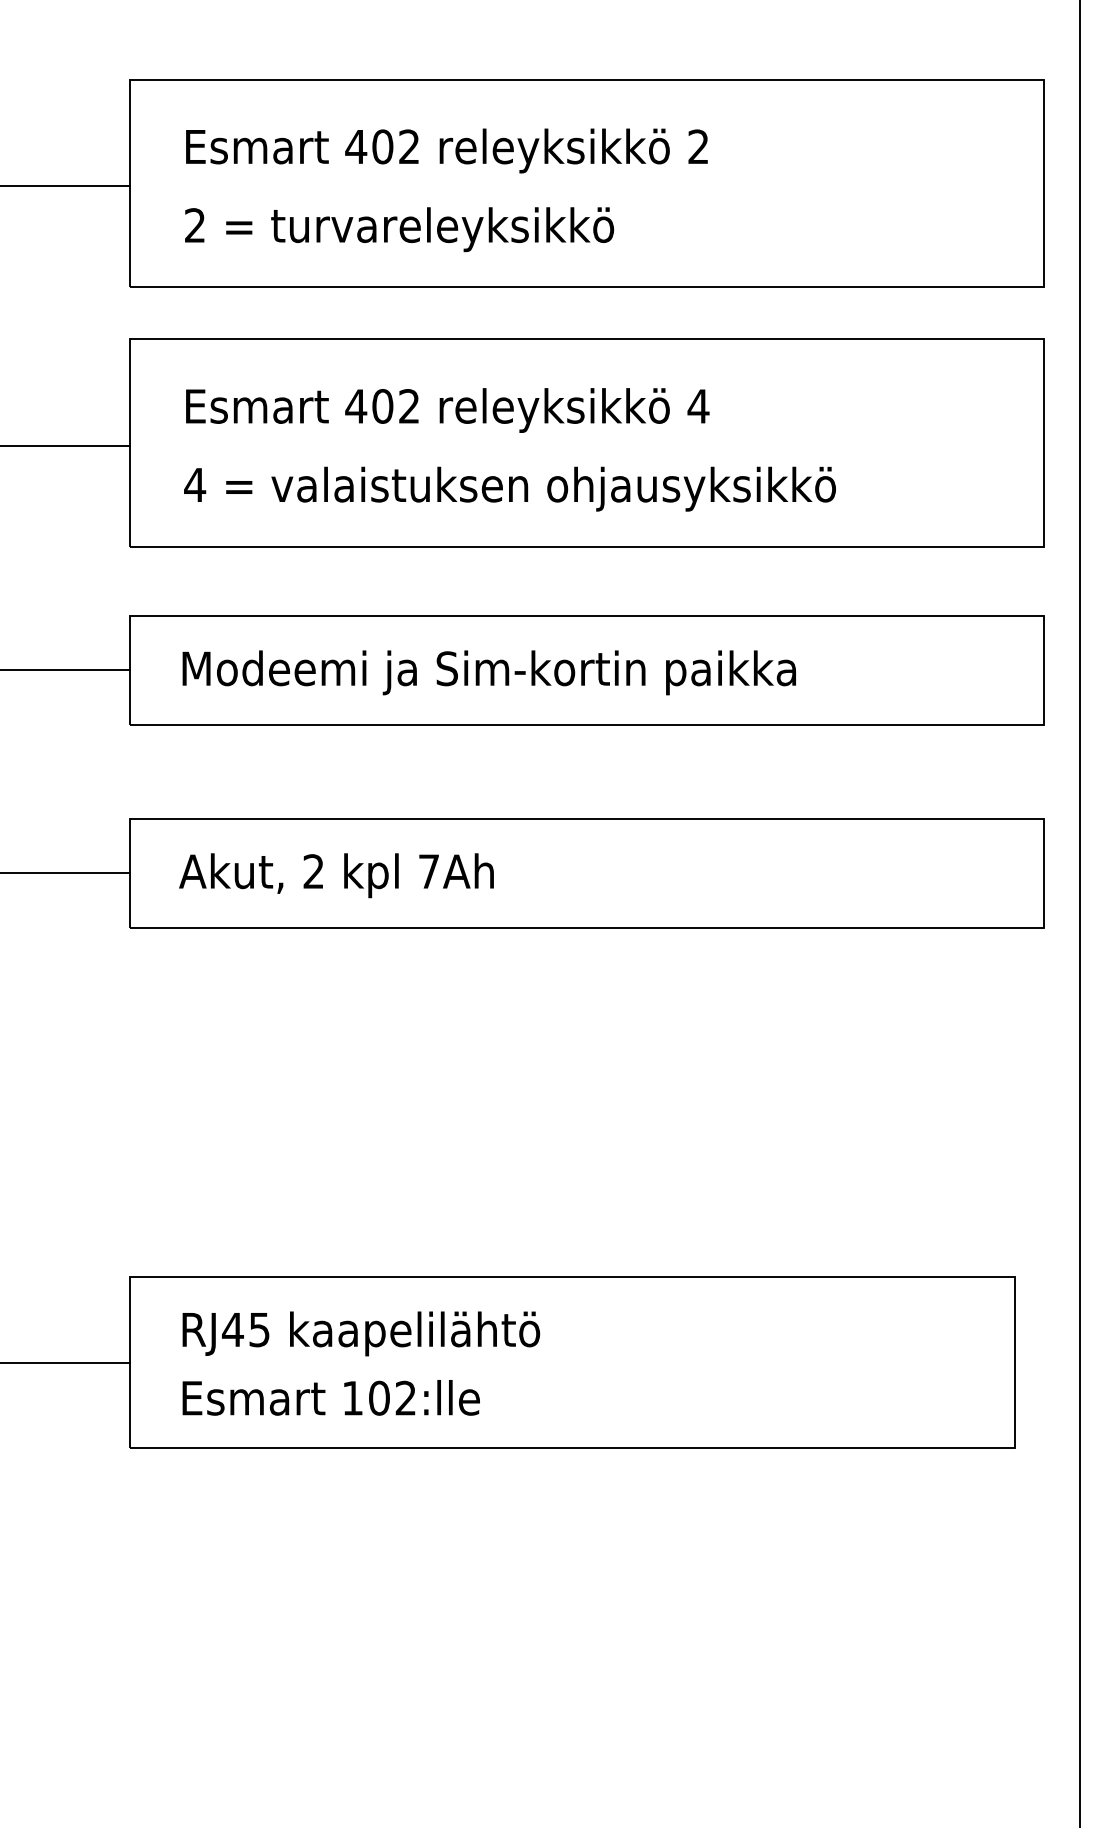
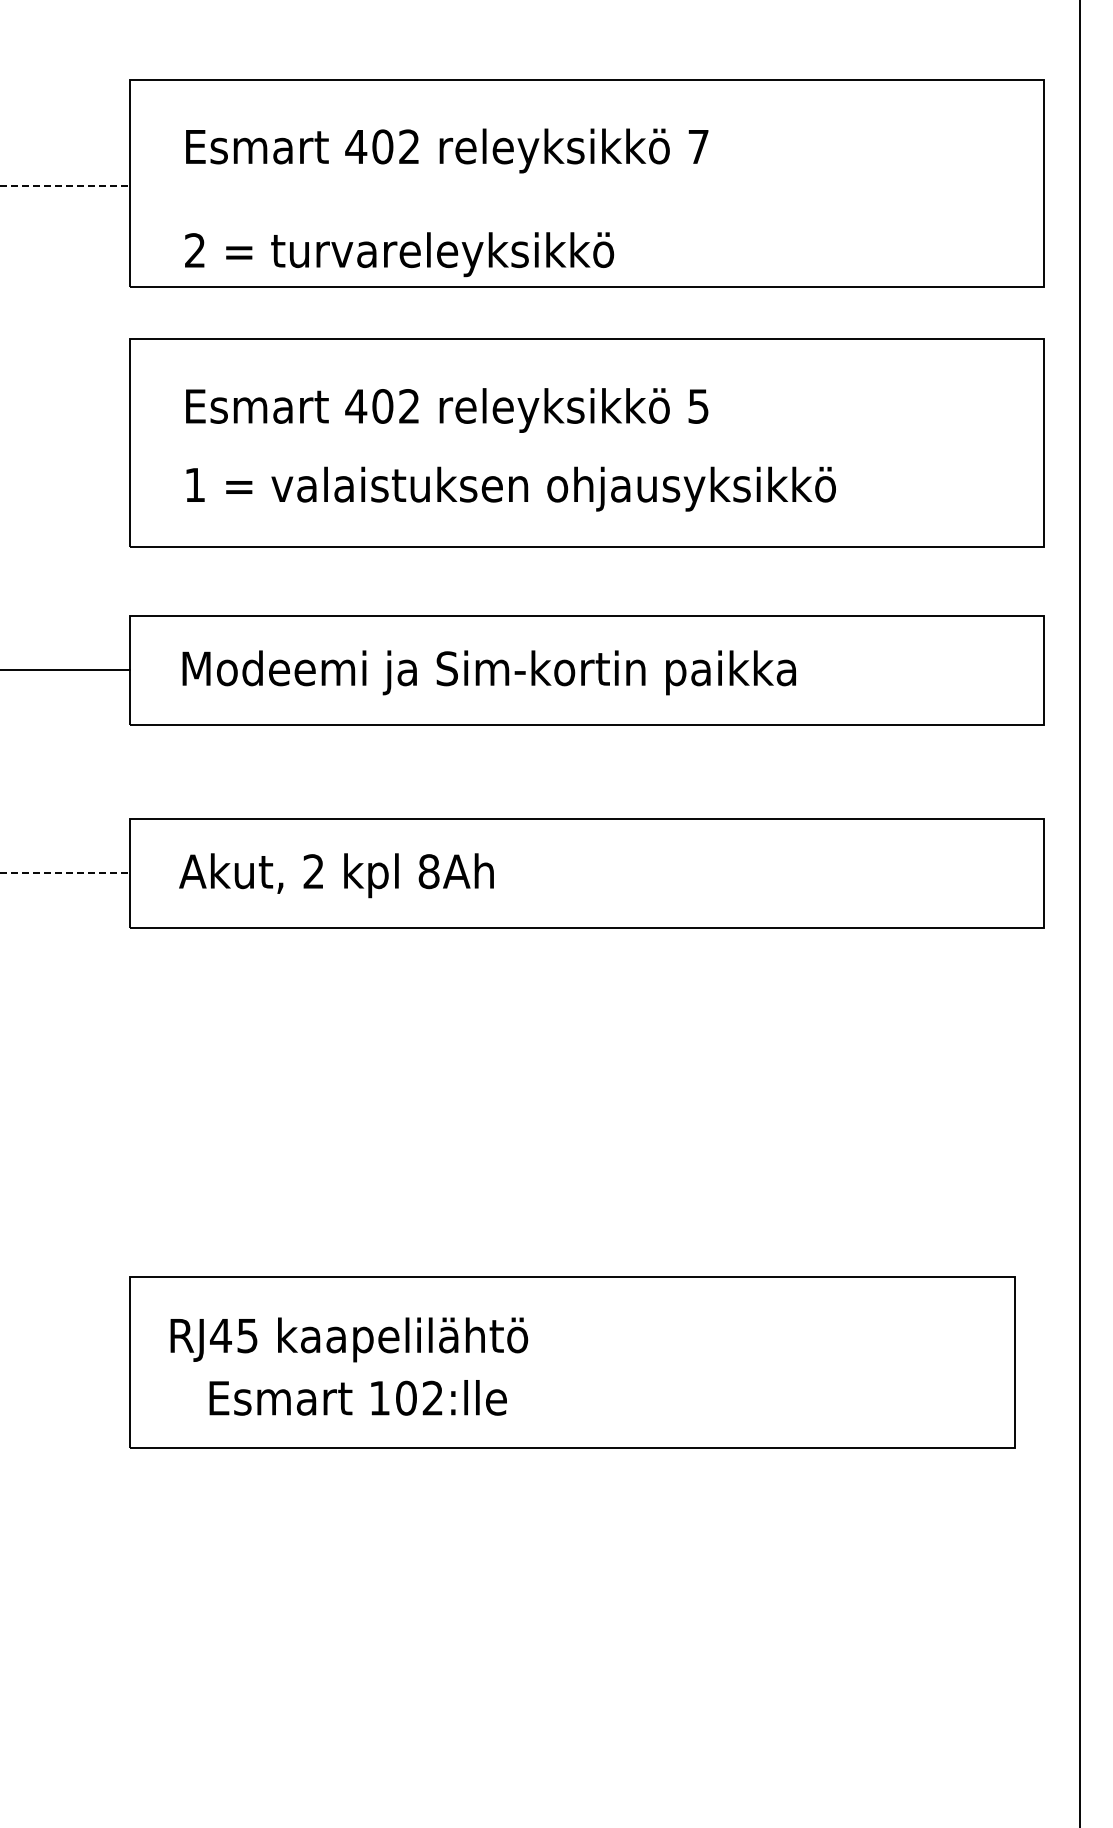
text: 2 -> 7 (698, 146)
line: solid -> dashed (65, 185)
text position: (399, 229) -> (399, 254) (399, 254)
text: 4 -> 5 (698, 406)
line: present -> none (66, 446)
text: 4 -> 1 (195, 484)
text: 7Ah -> 8Ah (428, 871)
line: solid -> dashed (65, 873)
text position: (361, 1333) -> (349, 1339) (349, 1339)
line: present -> none (66, 1362)
text position: (330, 1397) -> (357, 1397) (357, 1397)
